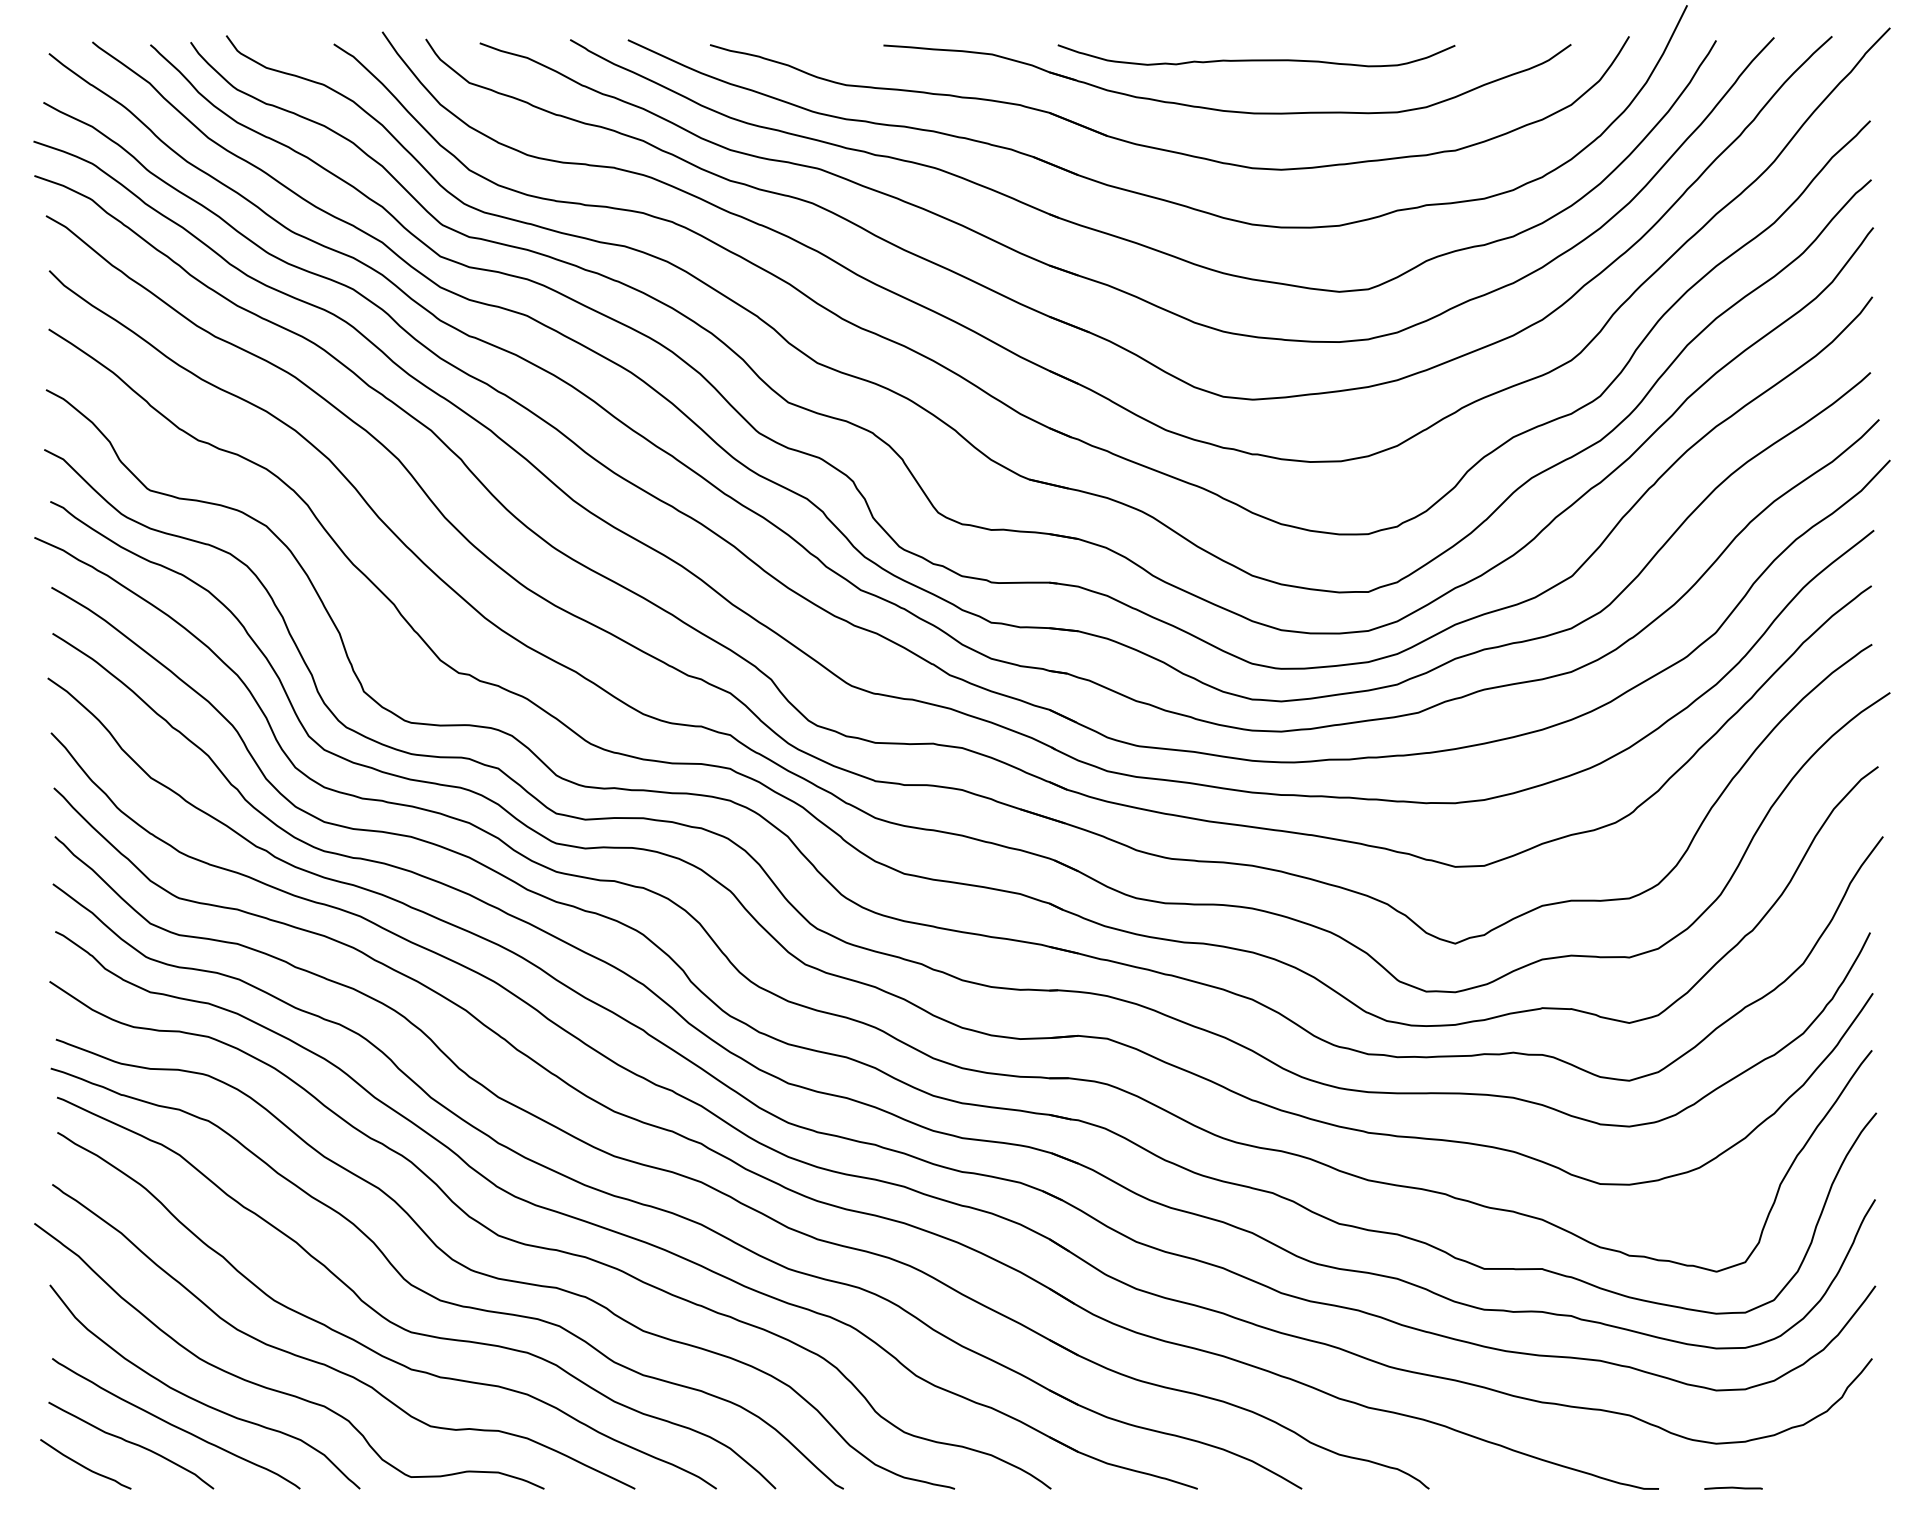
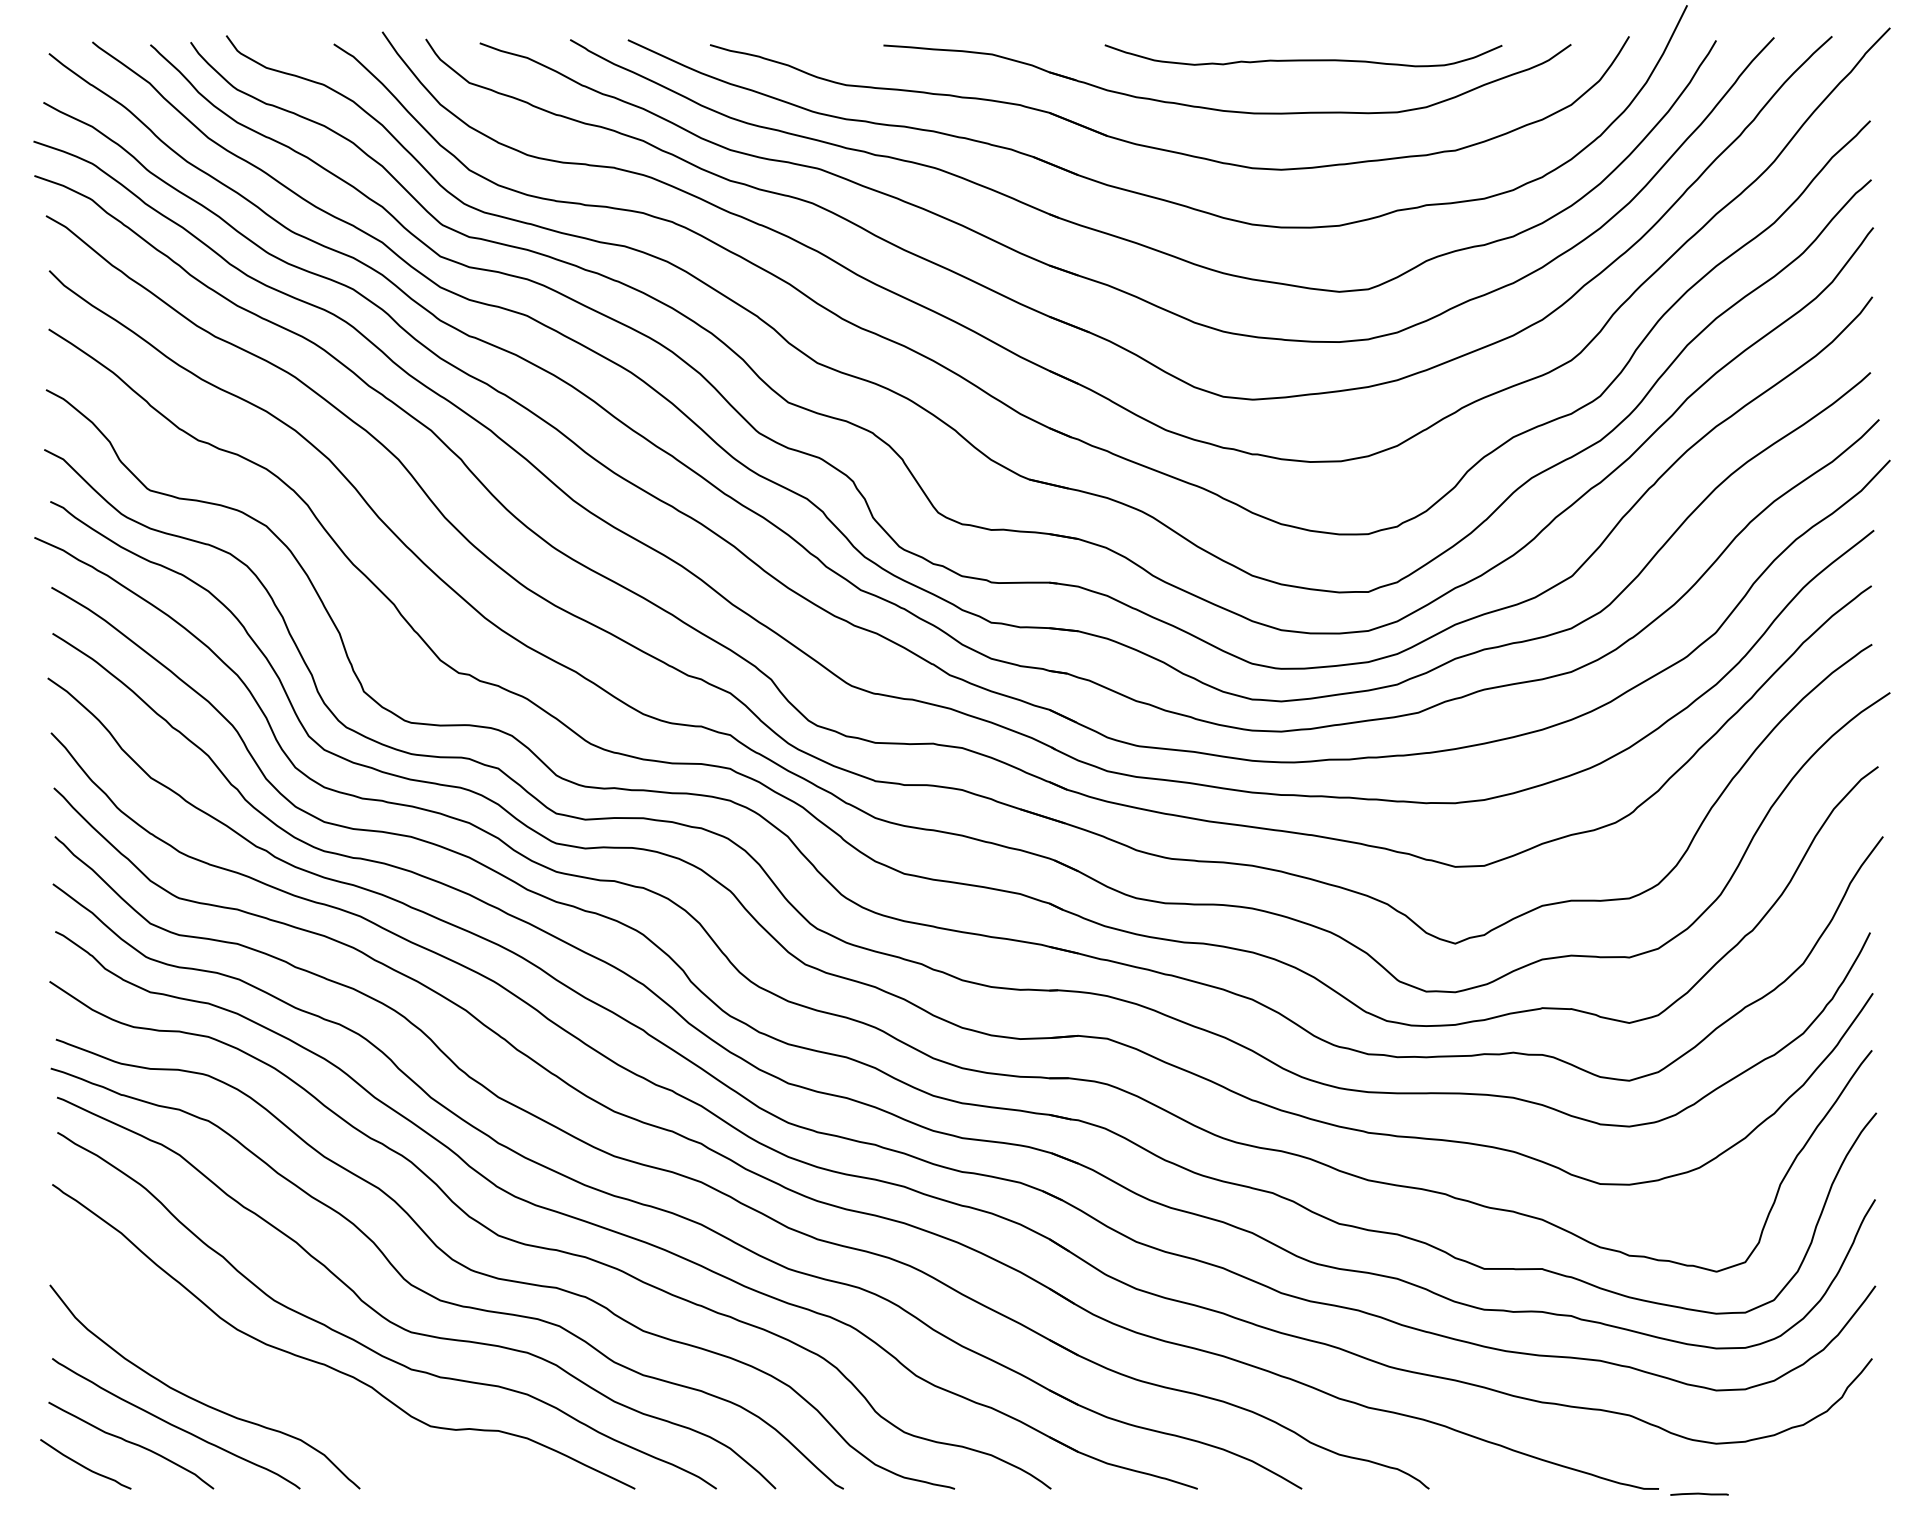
curve position: (1256, 59) -> (1303, 59) (1303, 59)
curve: present -> none (279, 1390)
line position: (1733, 1487) -> (1699, 1493) (1699, 1493)
